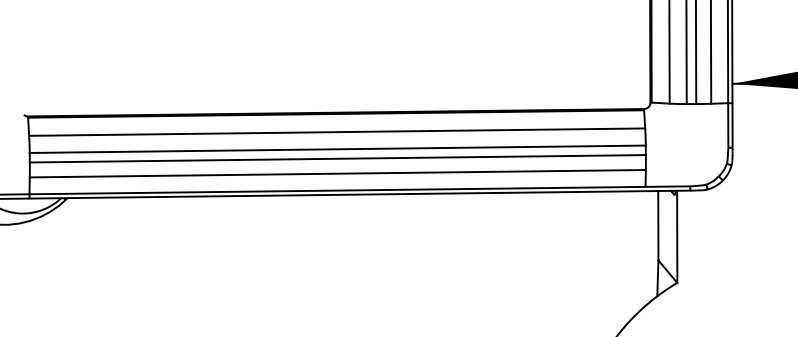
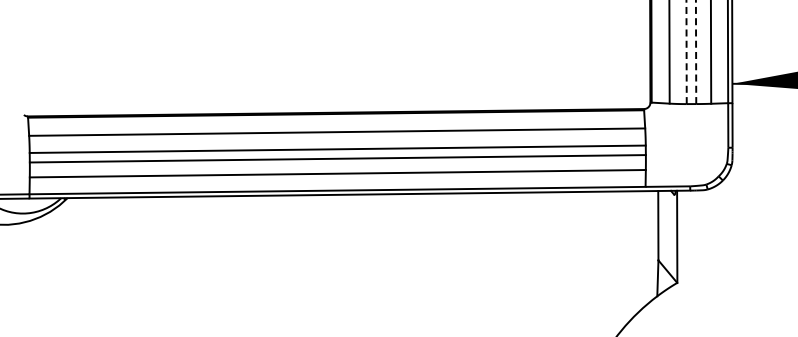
line: solid -> dashed (686, 52)
line: solid -> dashed (696, 52)
